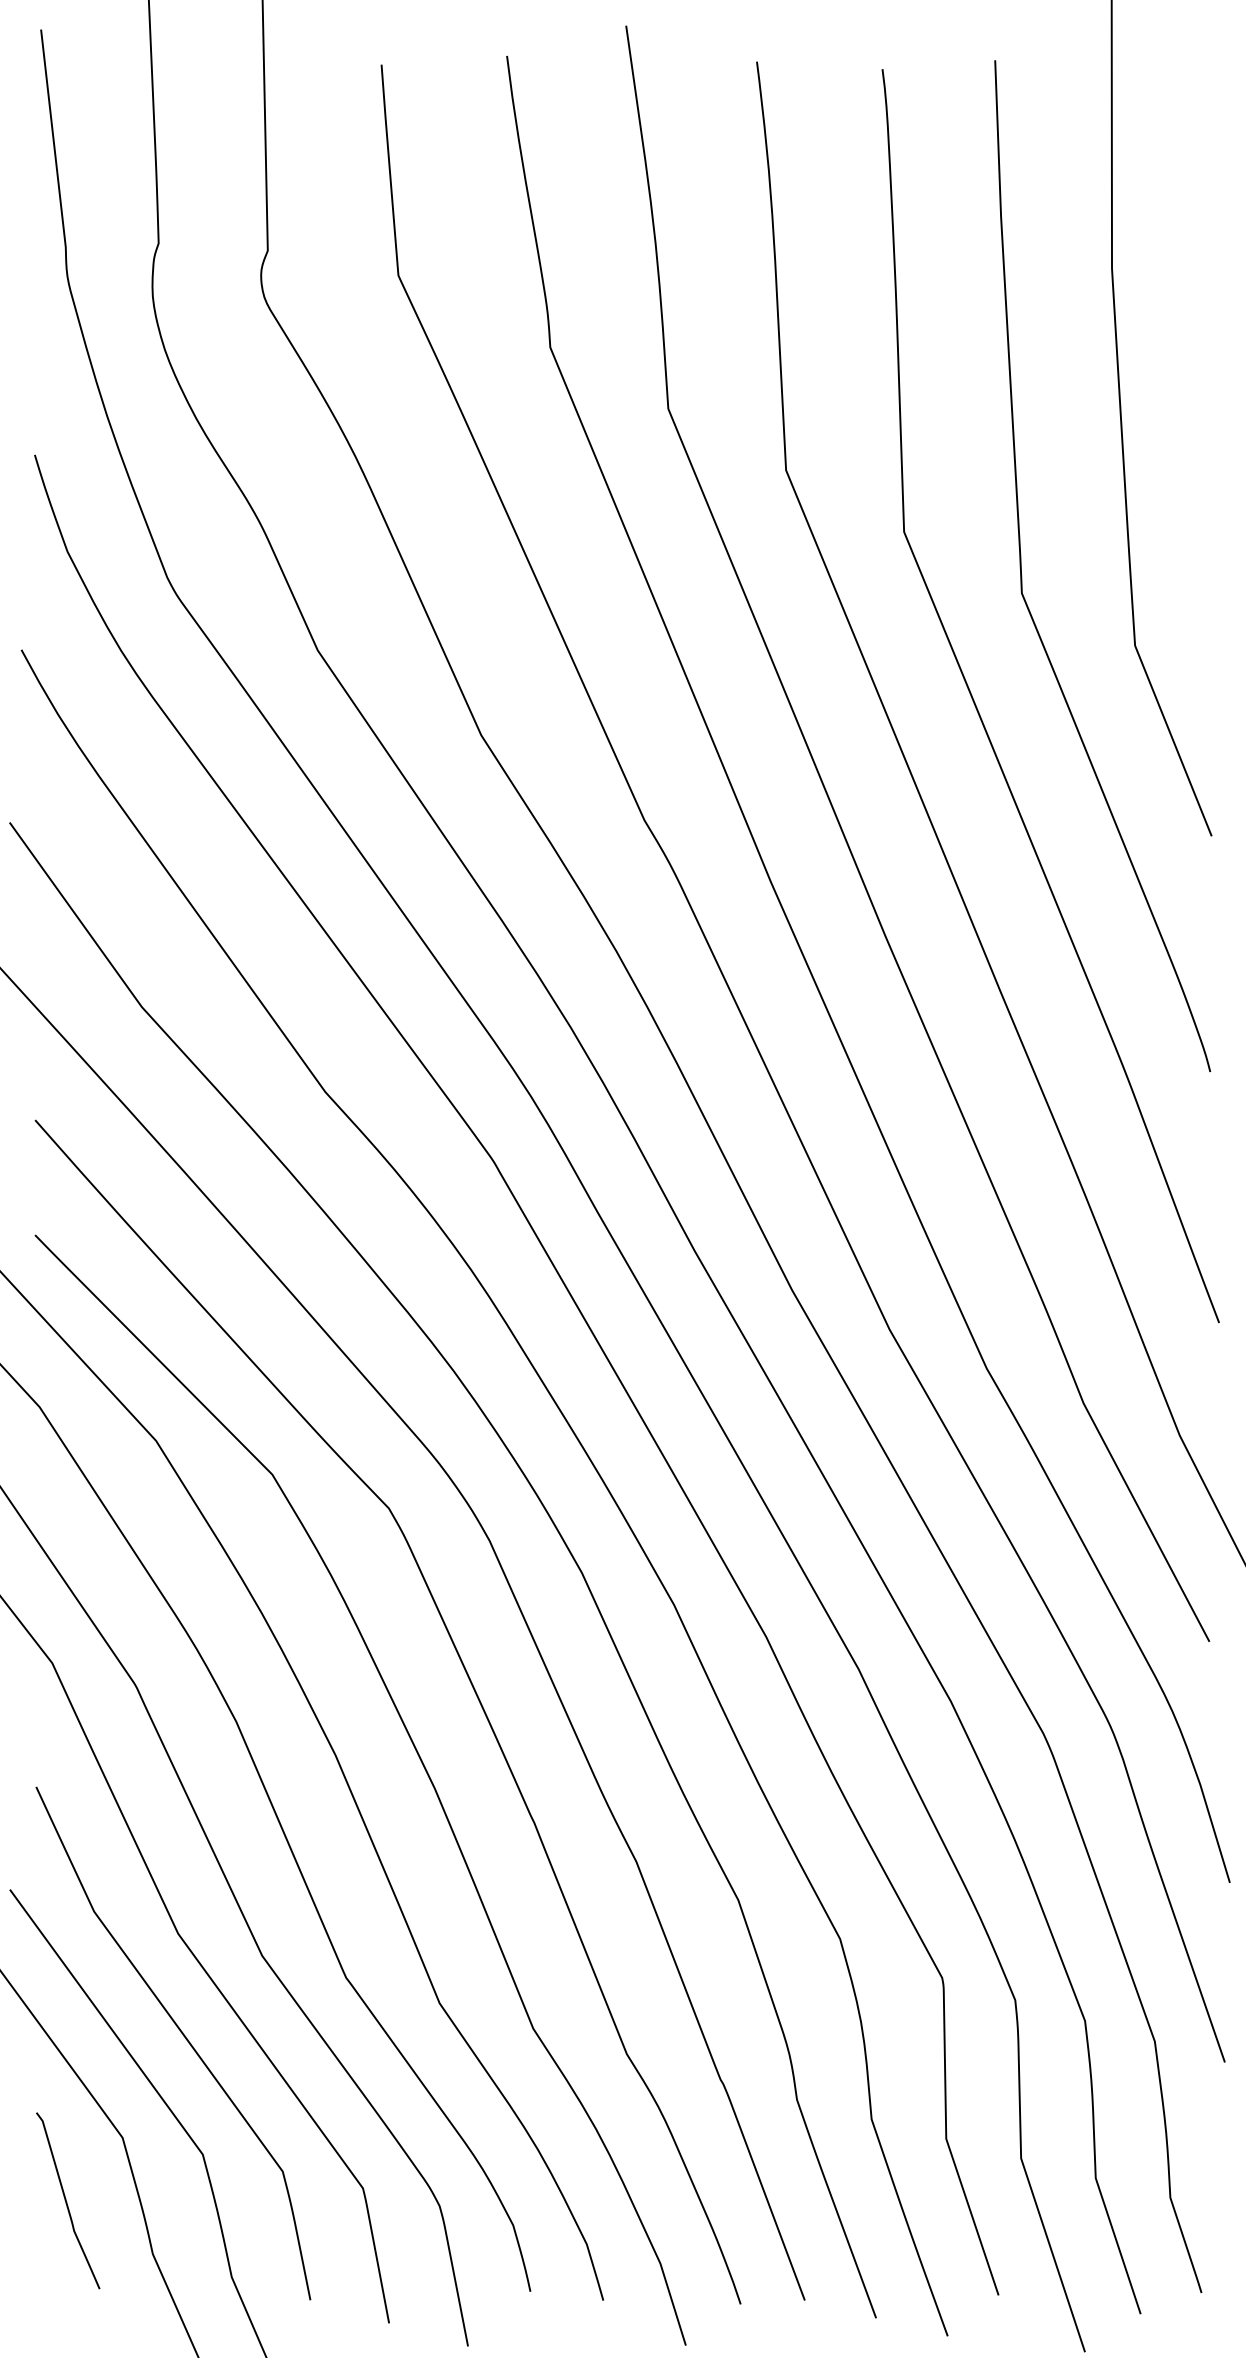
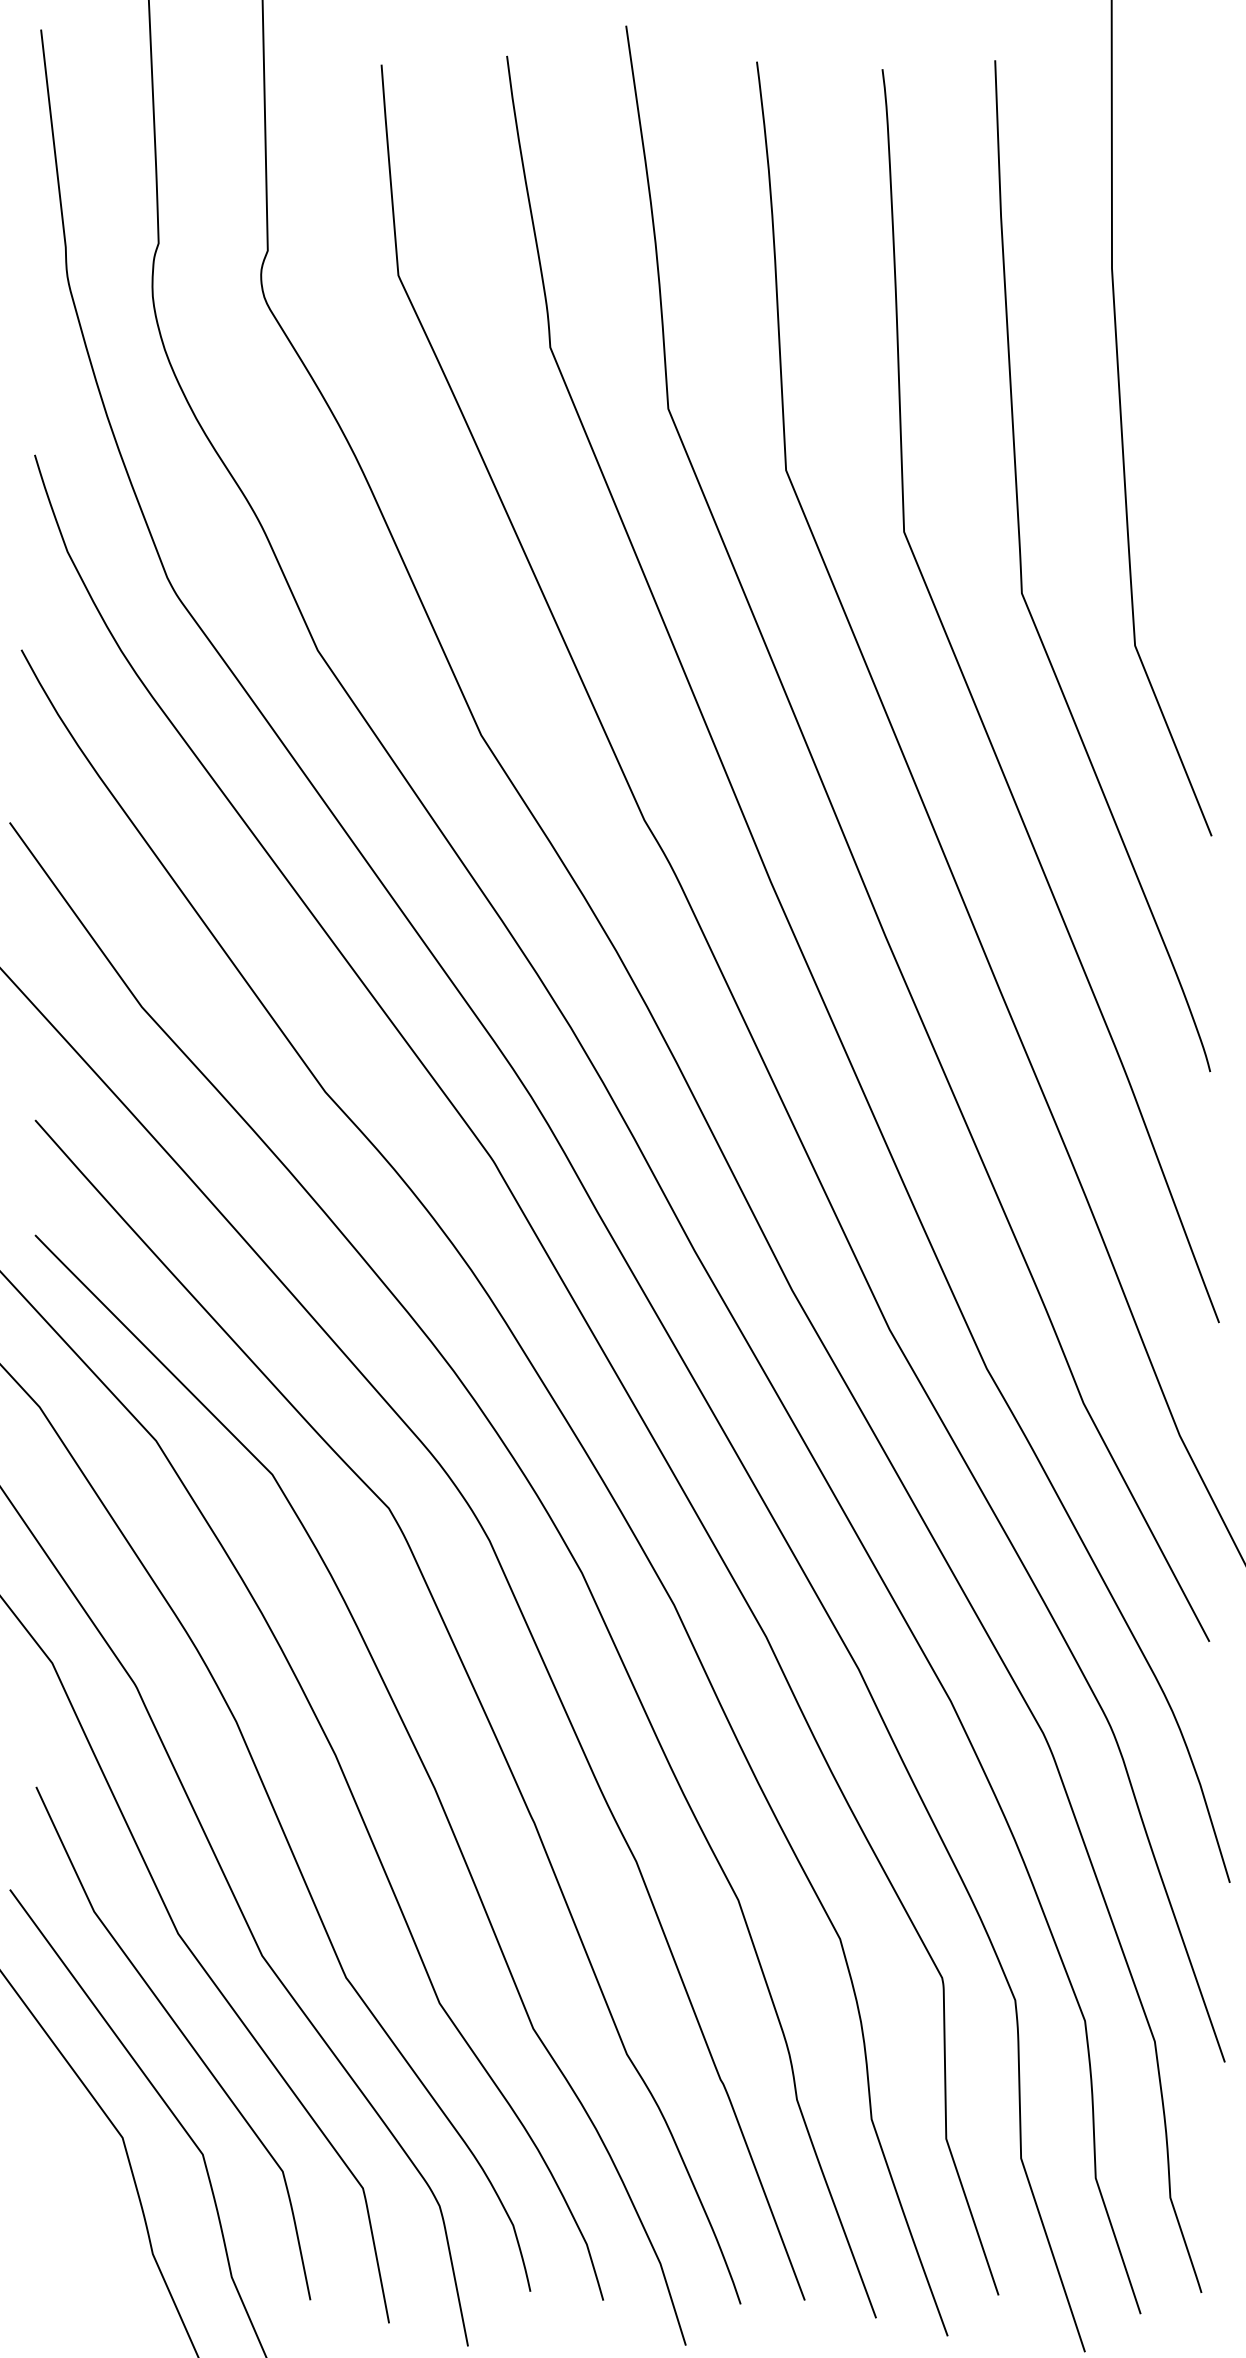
curve: present -> none (66, 2200)
